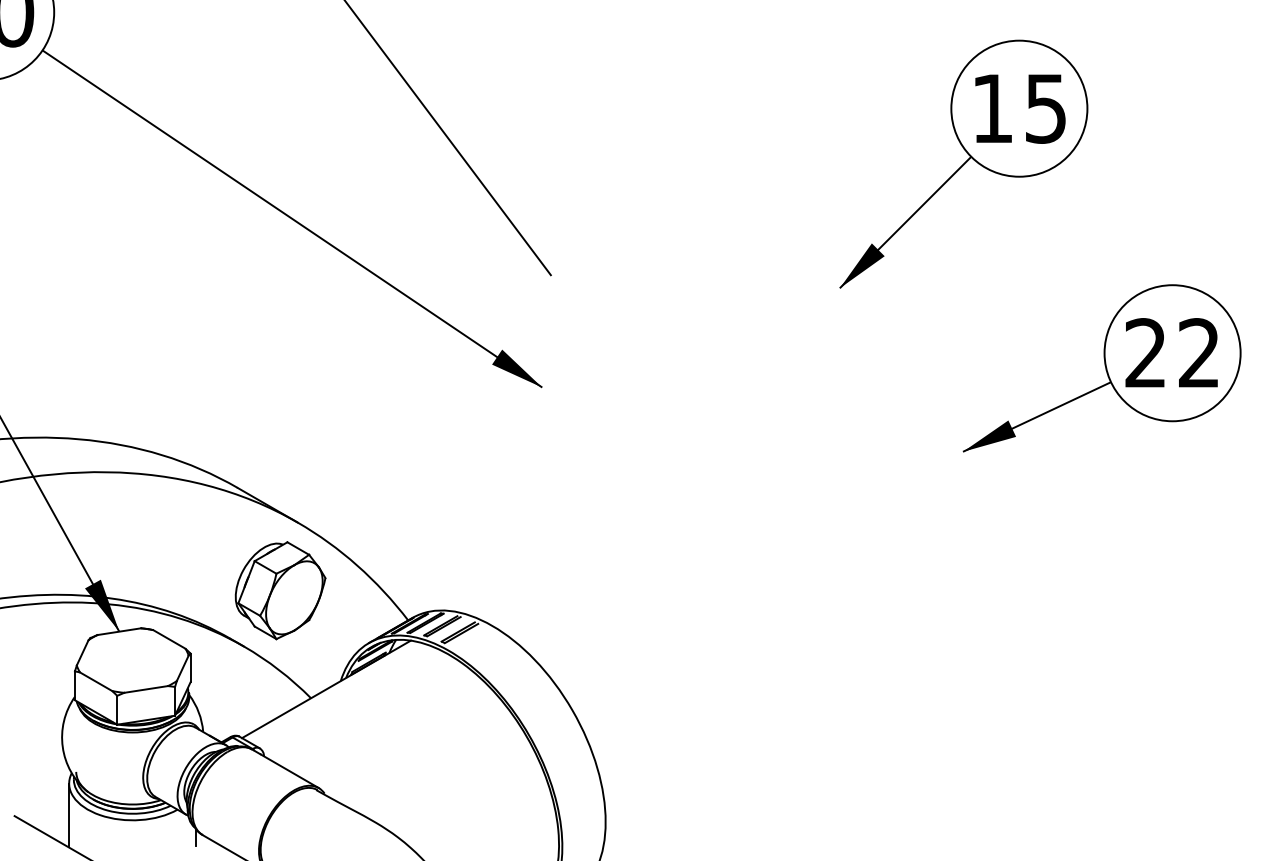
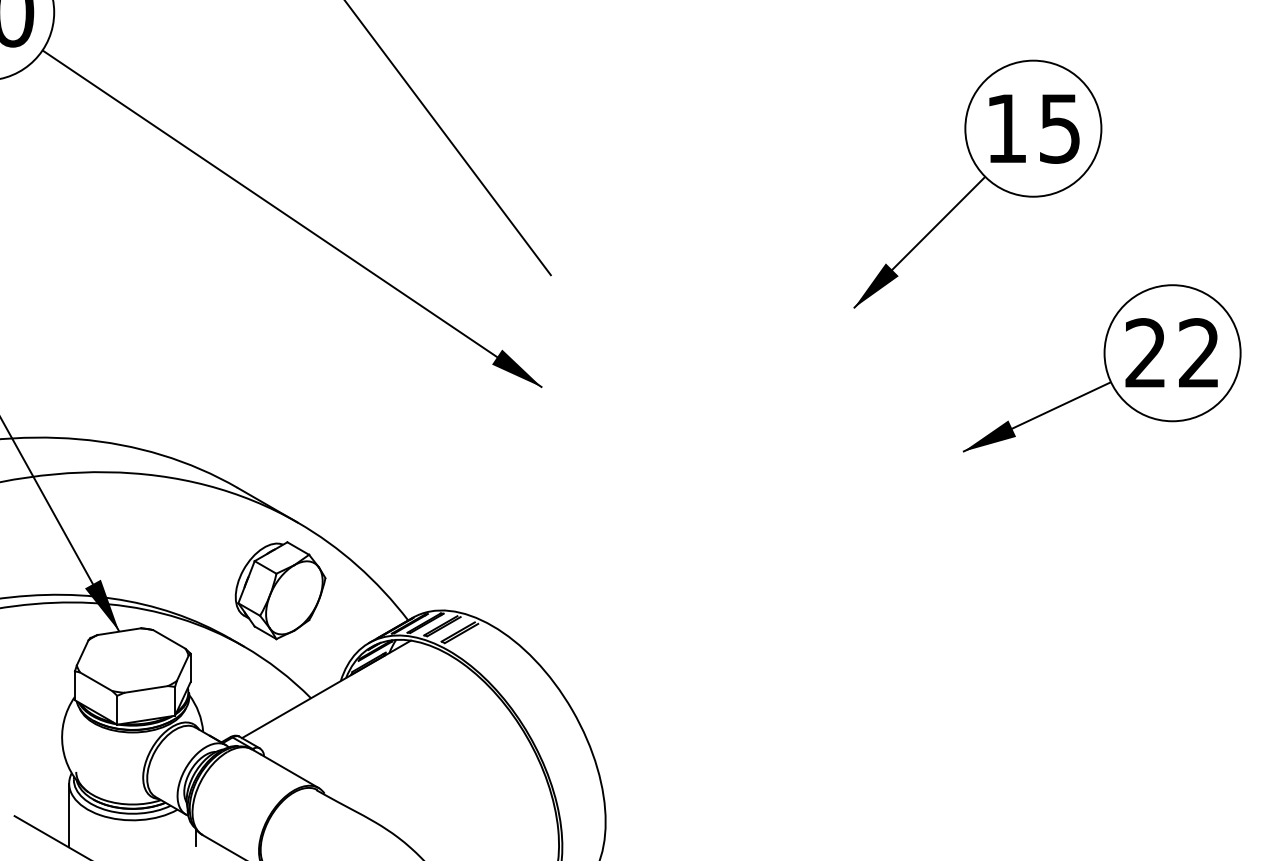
part position: (963, 163) -> (977, 183) (977, 183)
